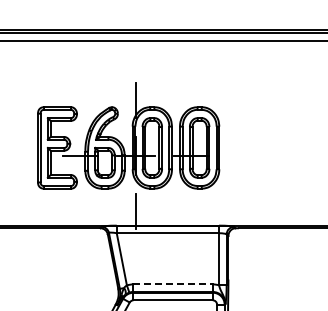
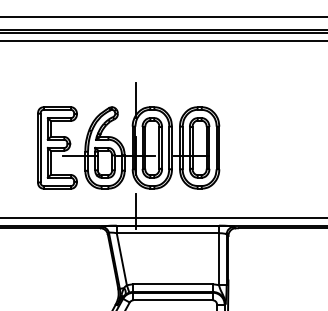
line: none -> present (163, 16)
line: none -> present (163, 217)
line: dashed -> solid (173, 284)
